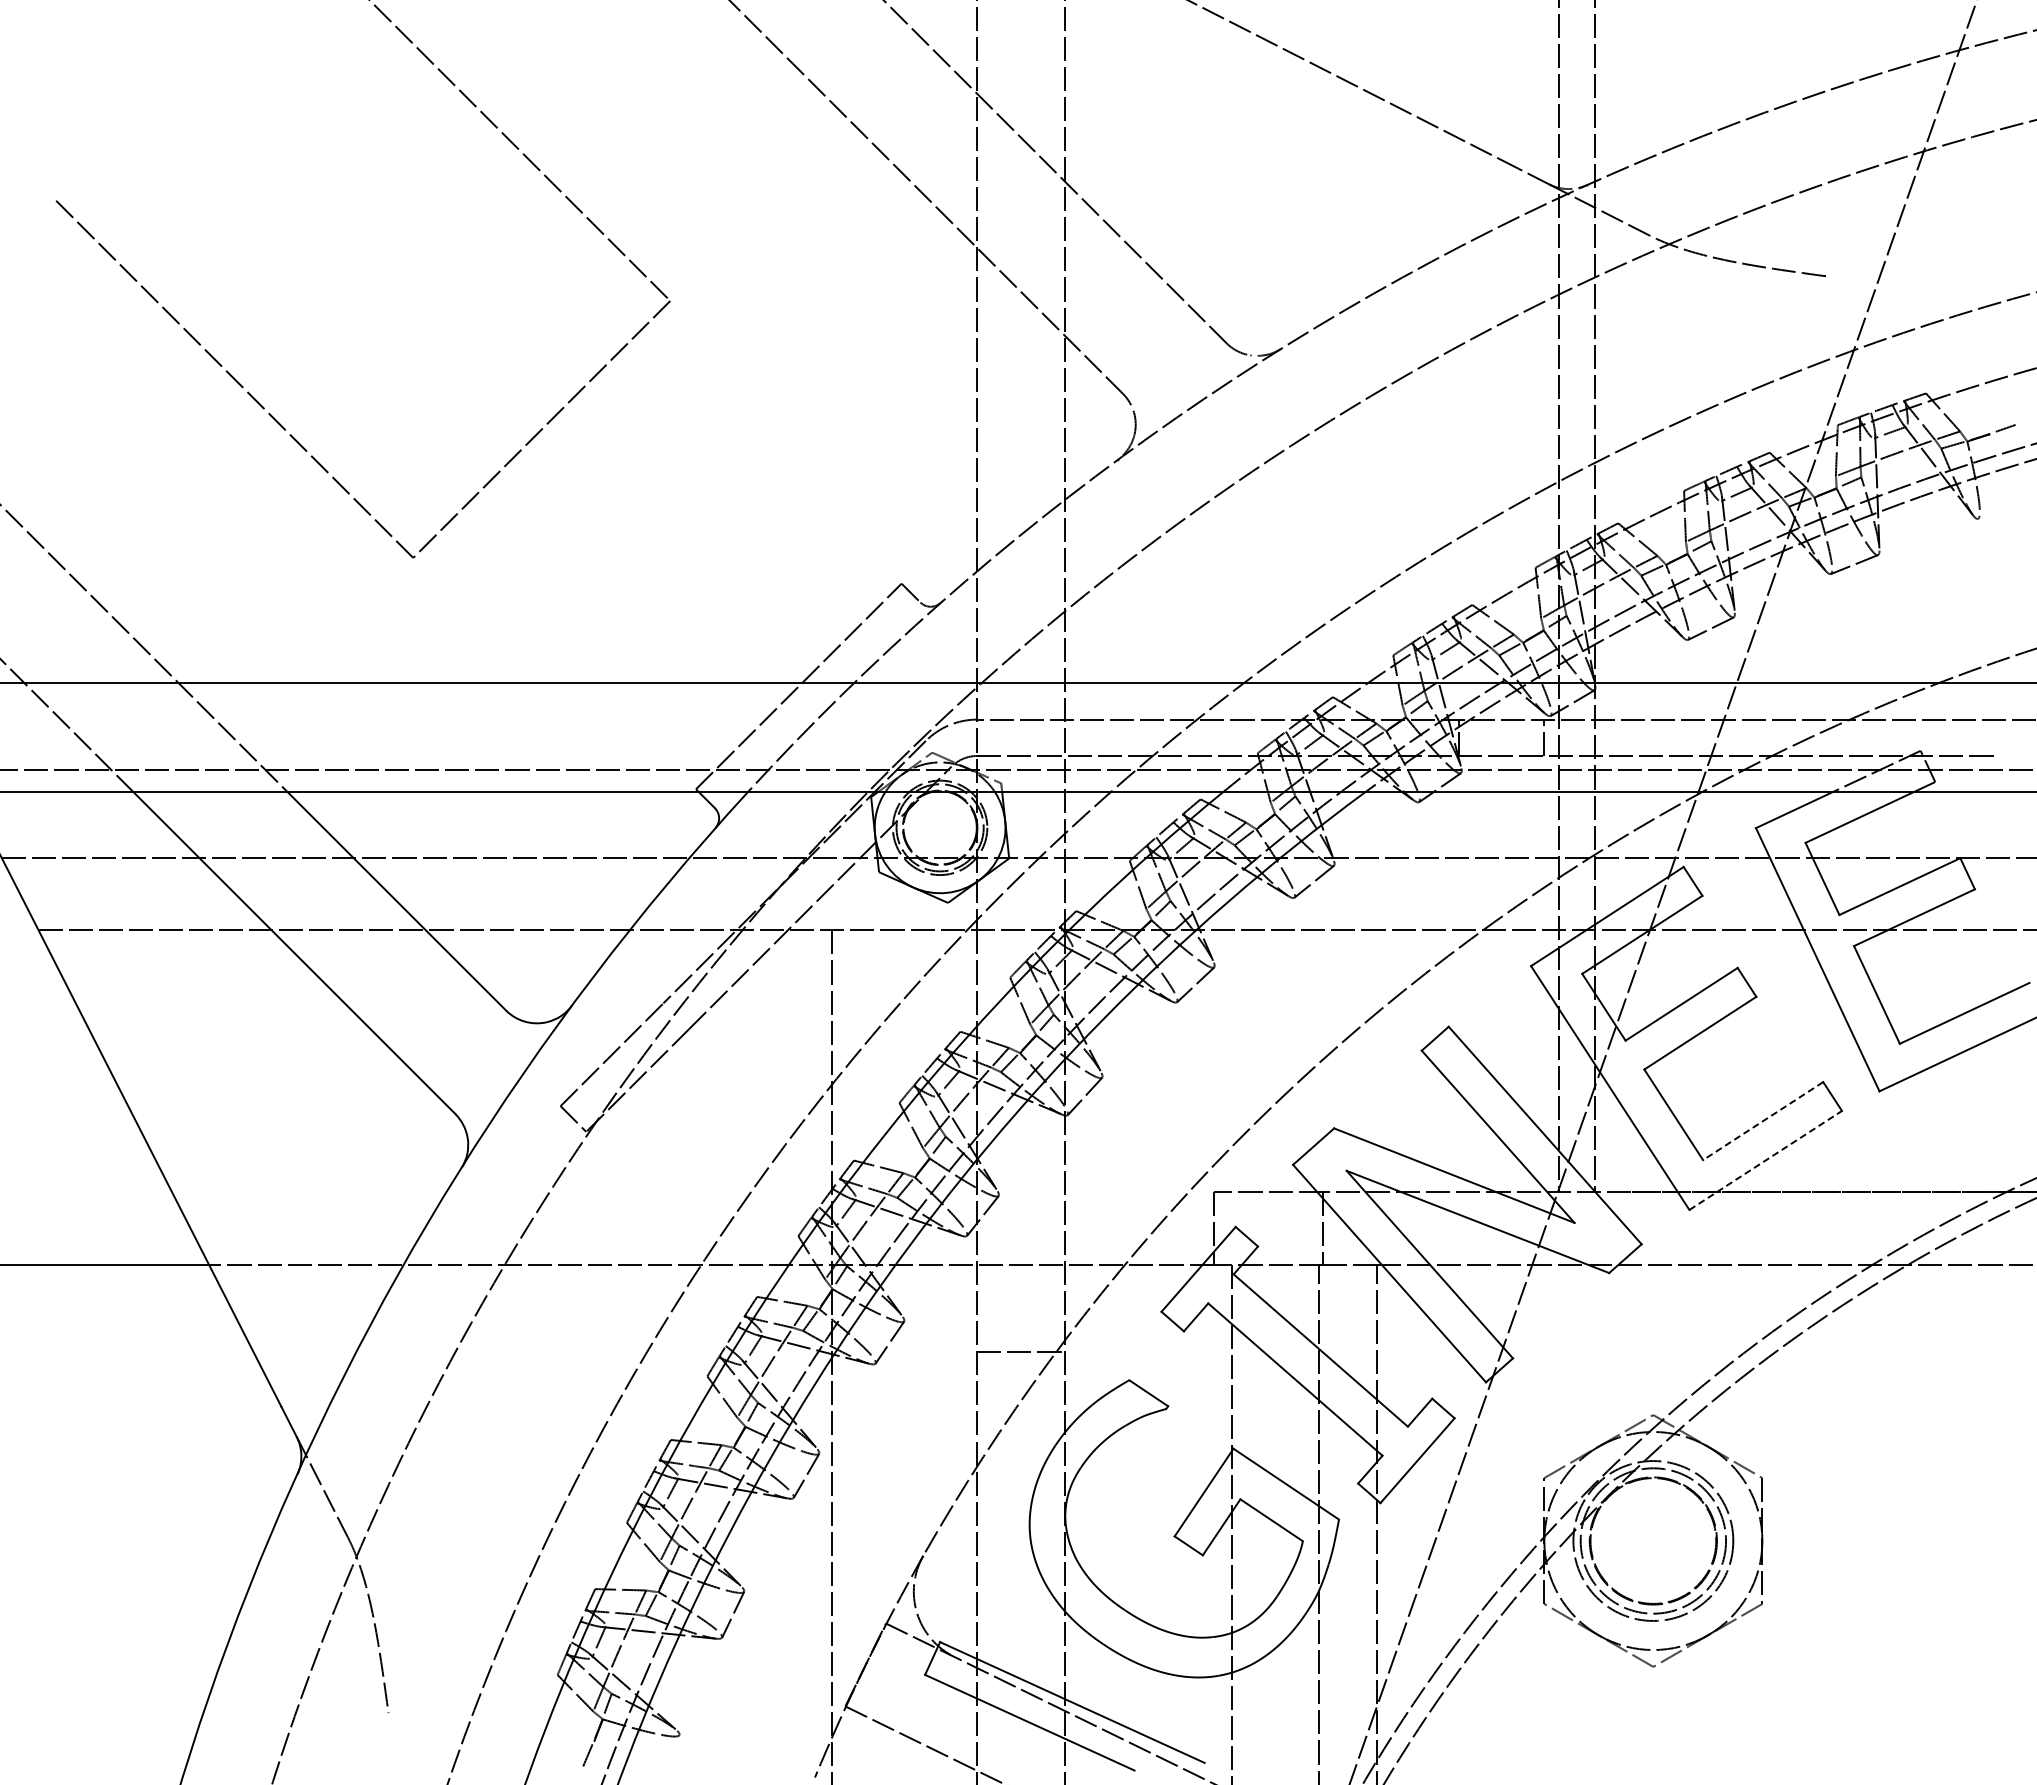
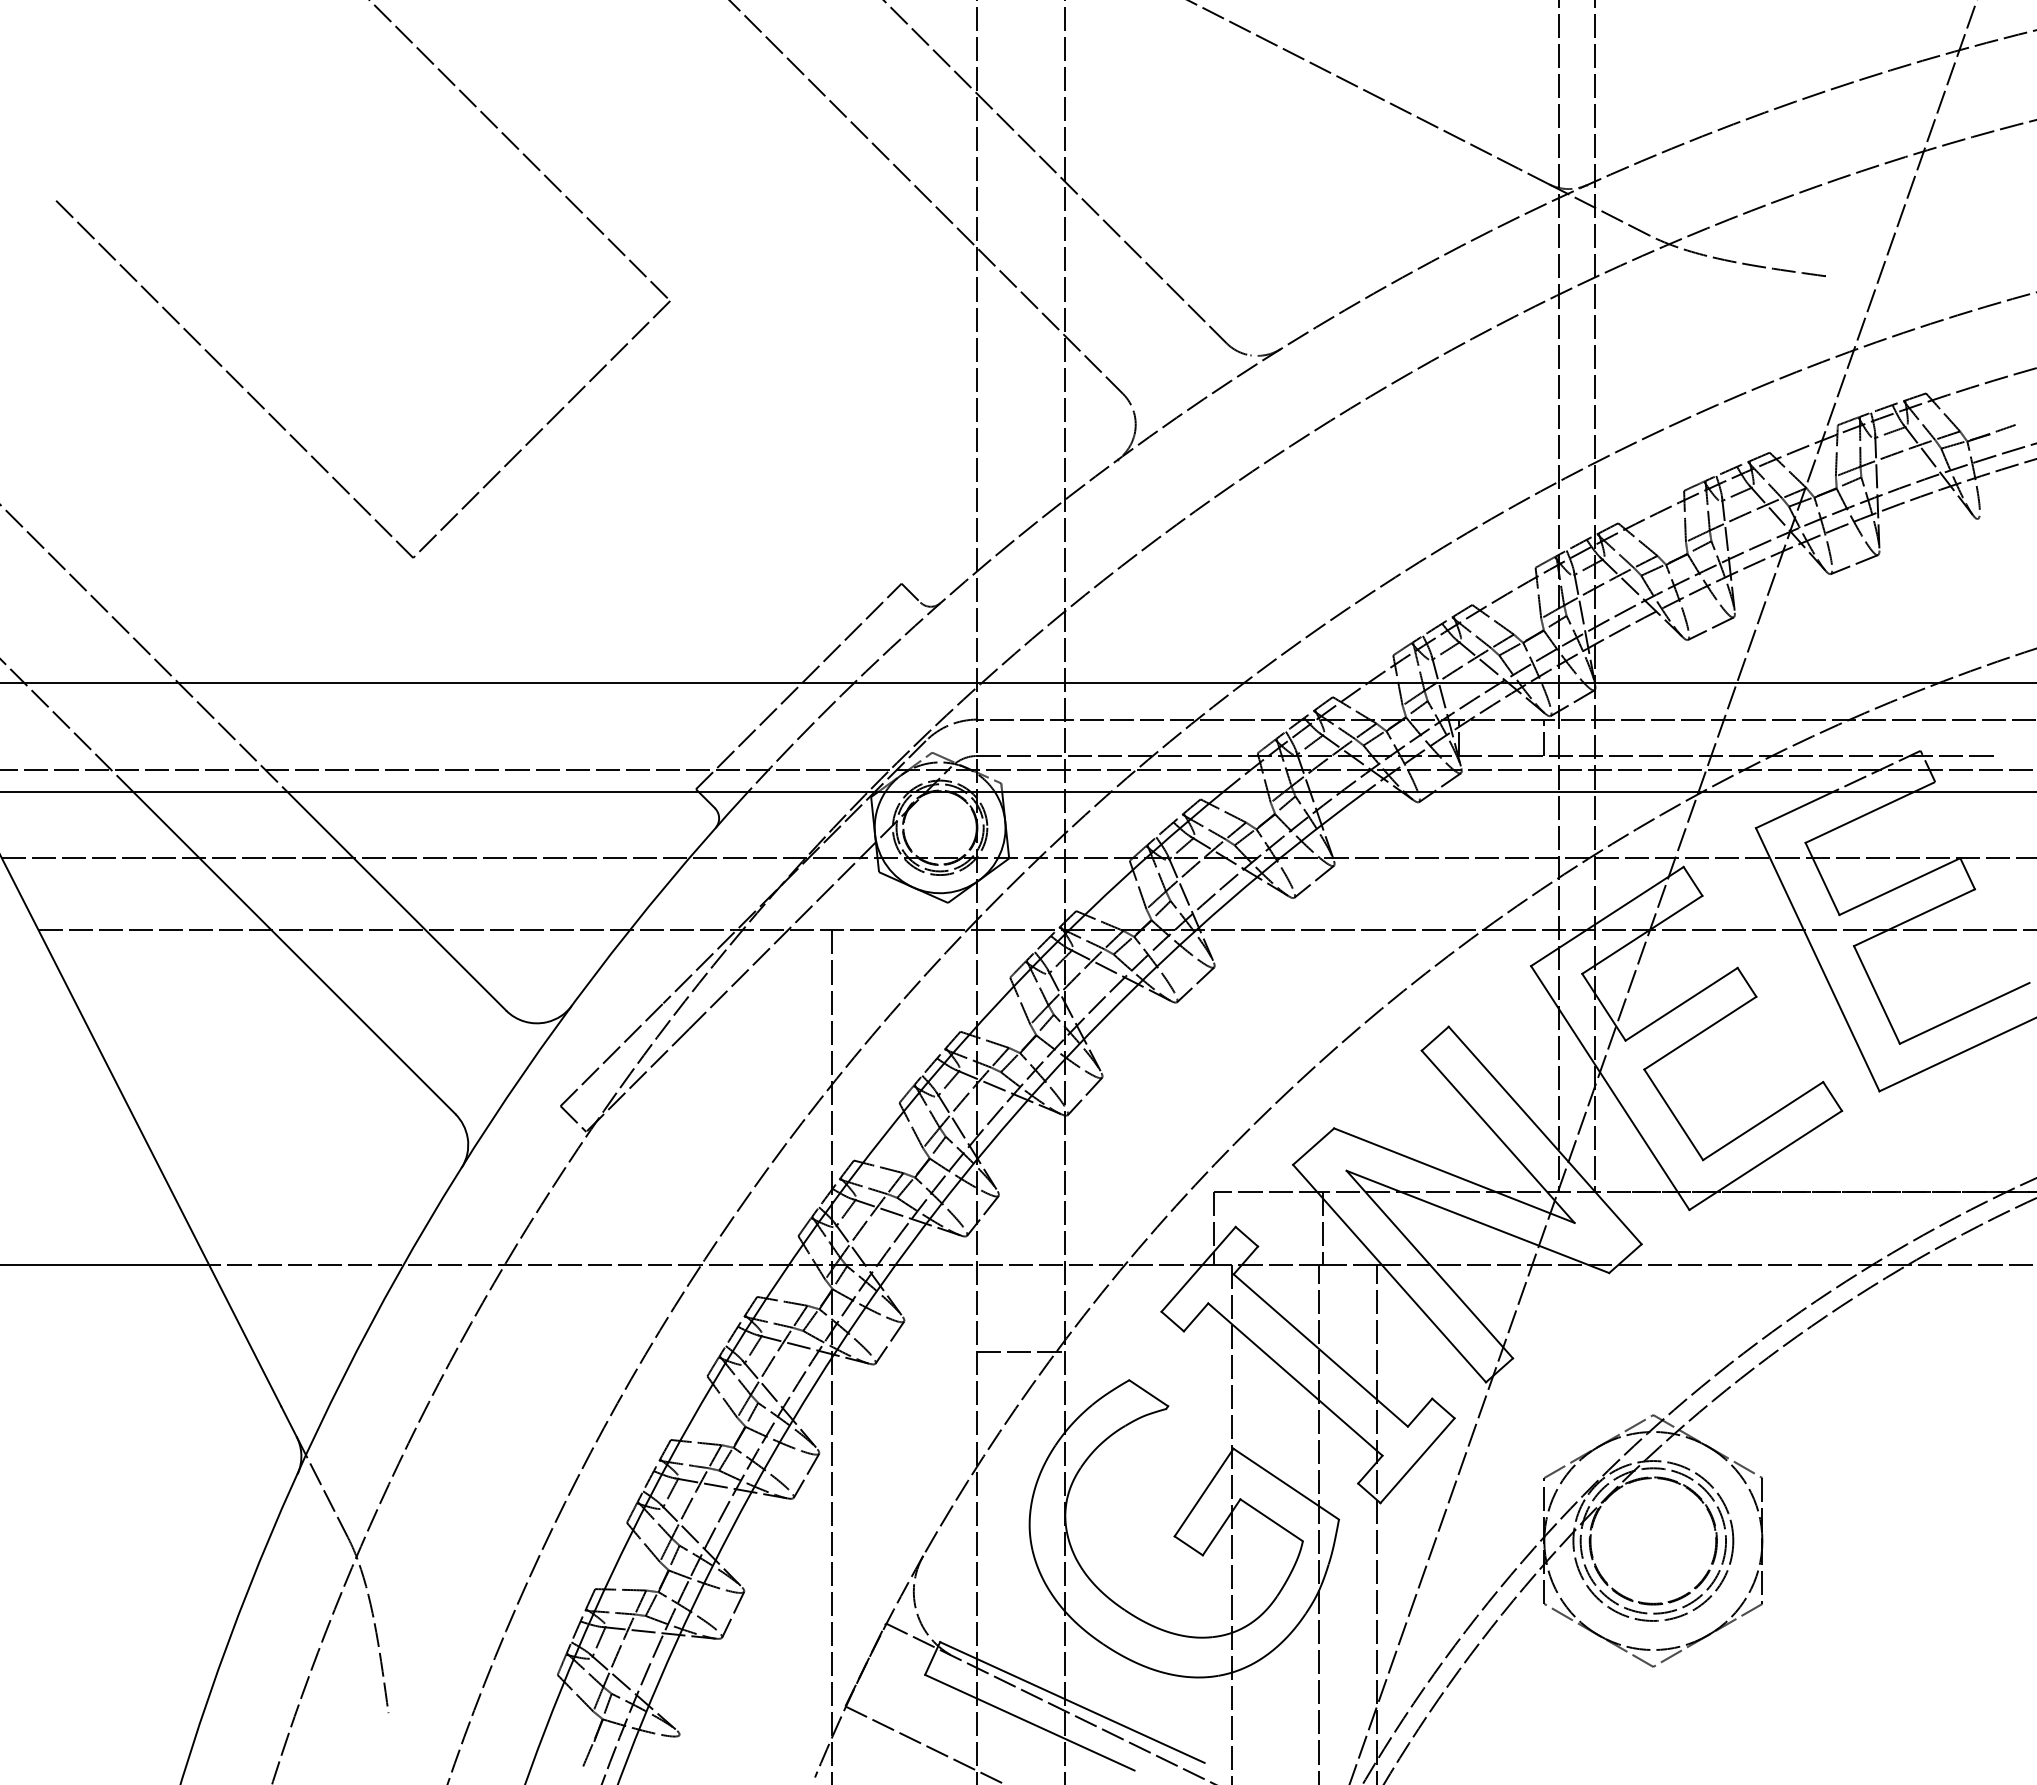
line: dashed -> solid (1763, 1121)
line: dashed -> solid (1765, 1160)
